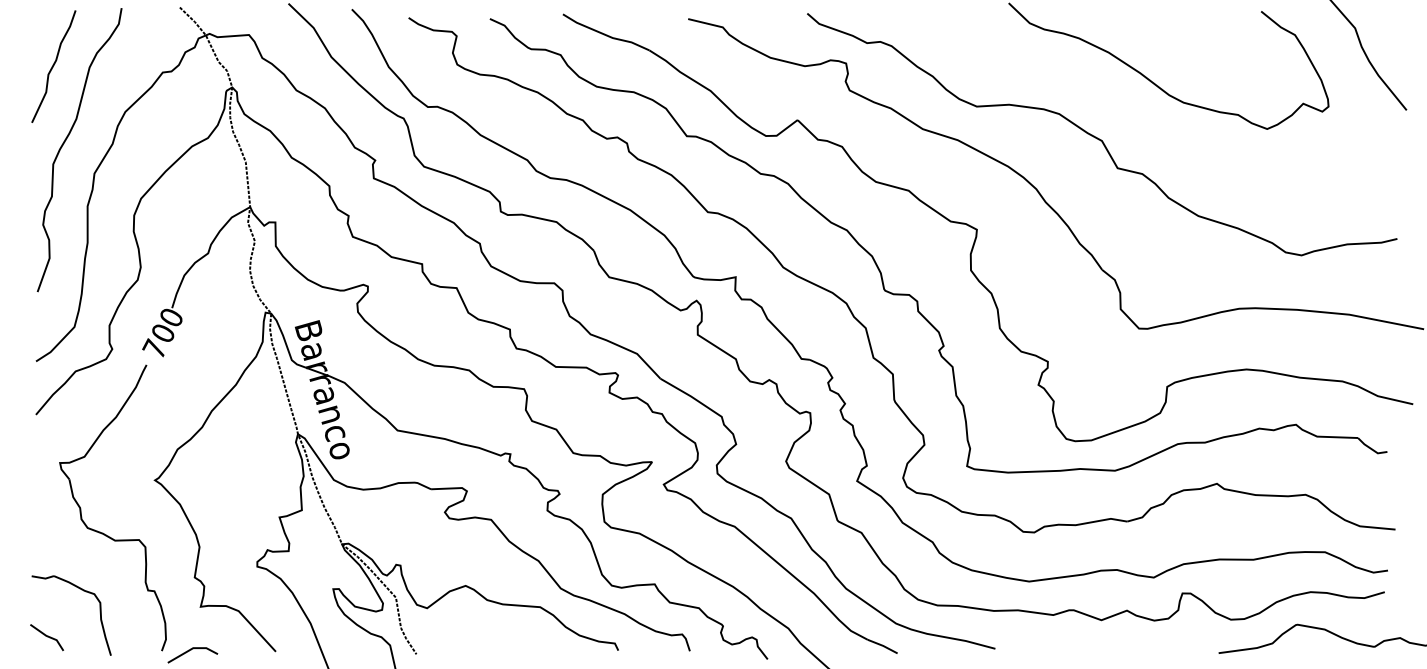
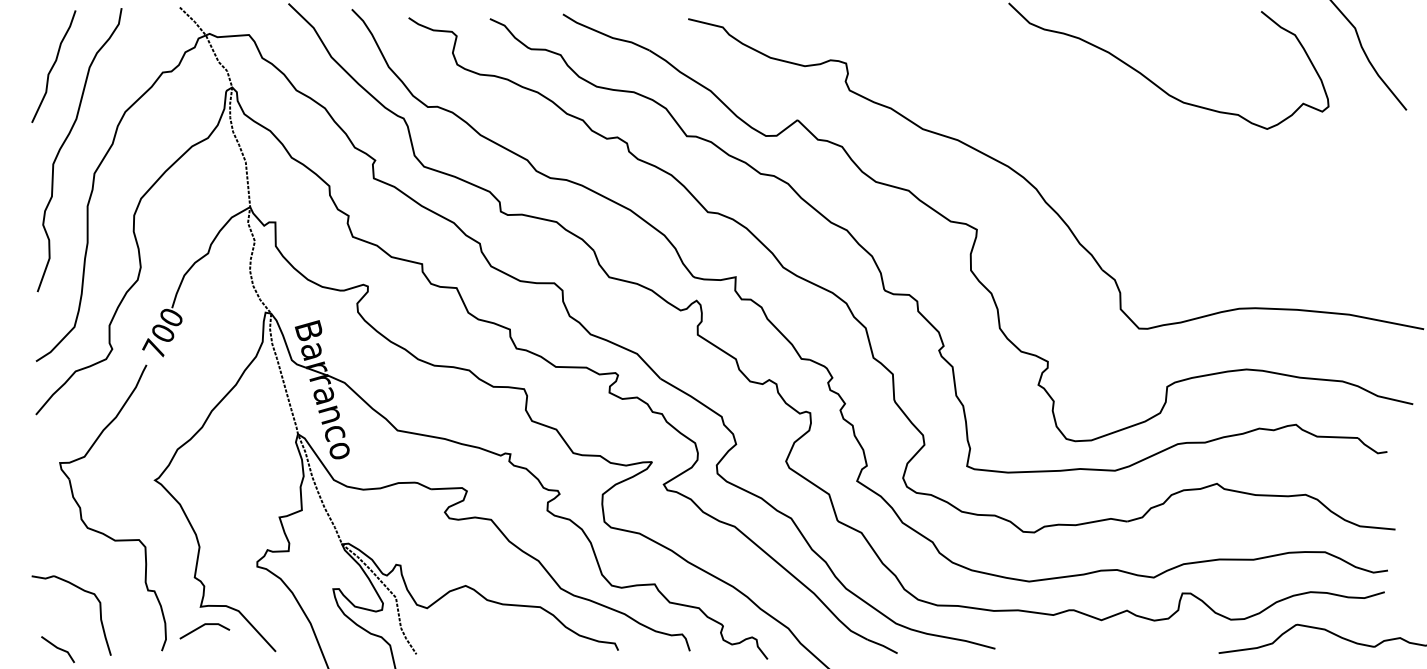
curve: present -> none (1099, 138)
line position: (46, 636) -> (57, 648) (57, 648)
line position: (189, 651) -> (201, 627) (201, 627)
